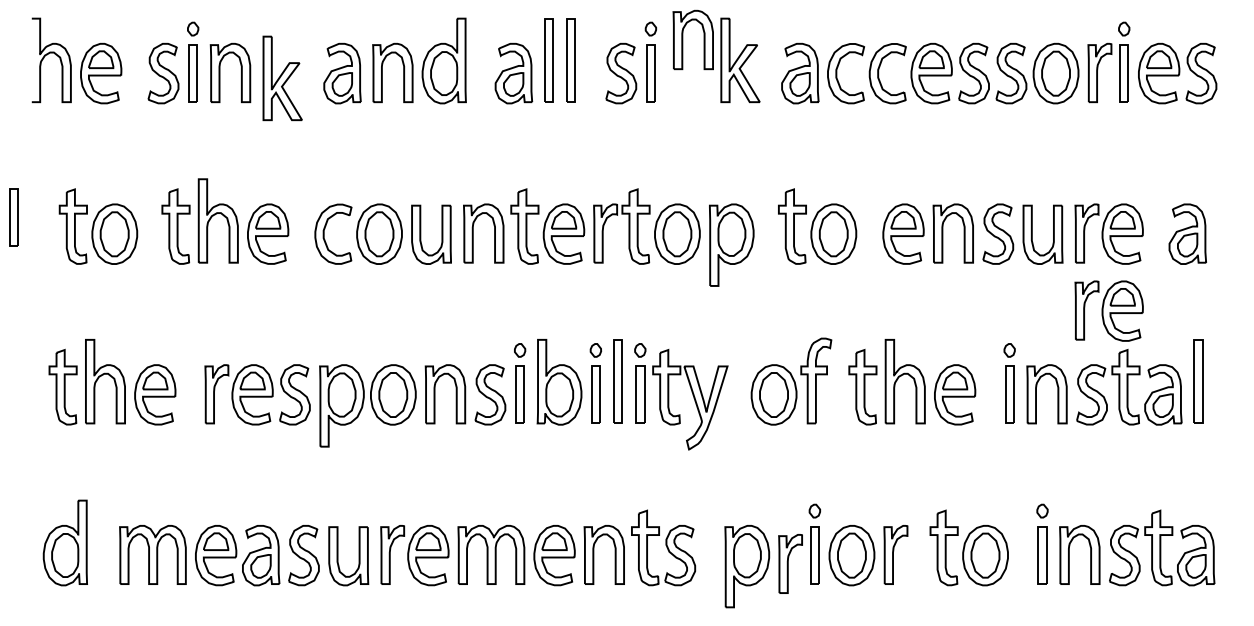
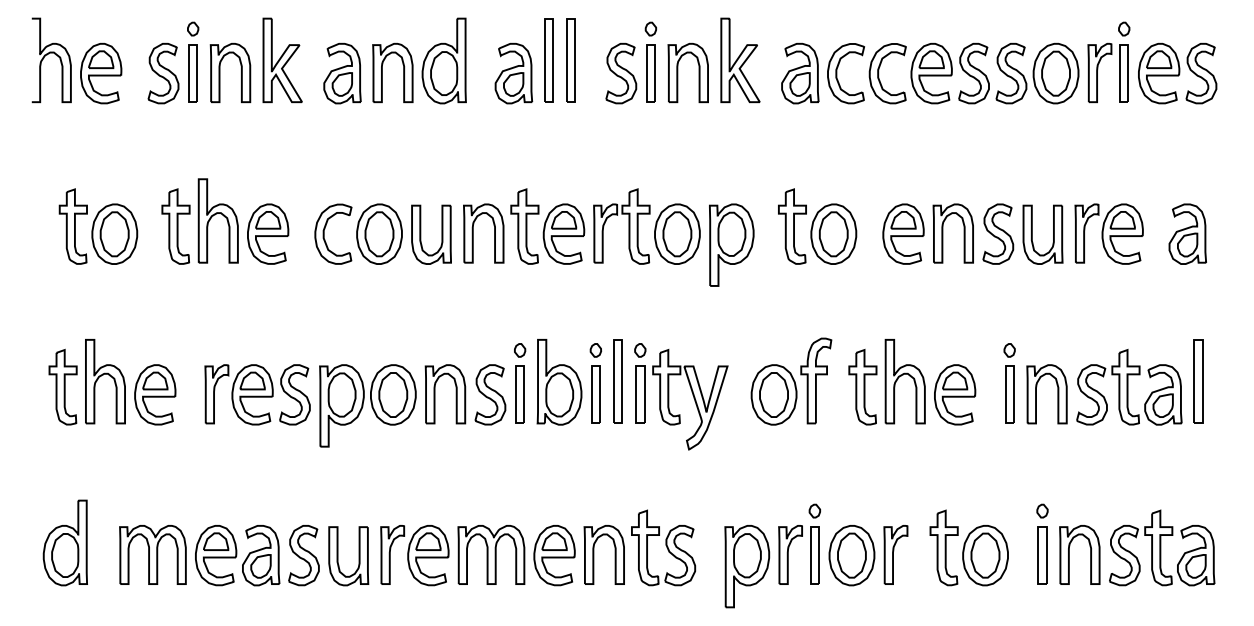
part position: (683, 39) -> (678, 72) (678, 72)
part position: (282, 78) -> (282, 60) (282, 60)
part: present -> none (13, 217)
part: present -> none (1108, 310)
part position: (790, 563) -> (790, 554) (790, 554)
